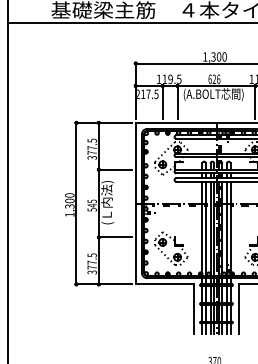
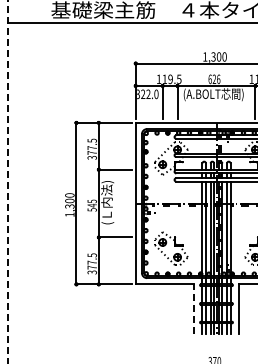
text: 217.5 -> 322.0 (147, 94)
line: solid -> dashed (8, 182)
line: solid -> dashed (193, 309)
